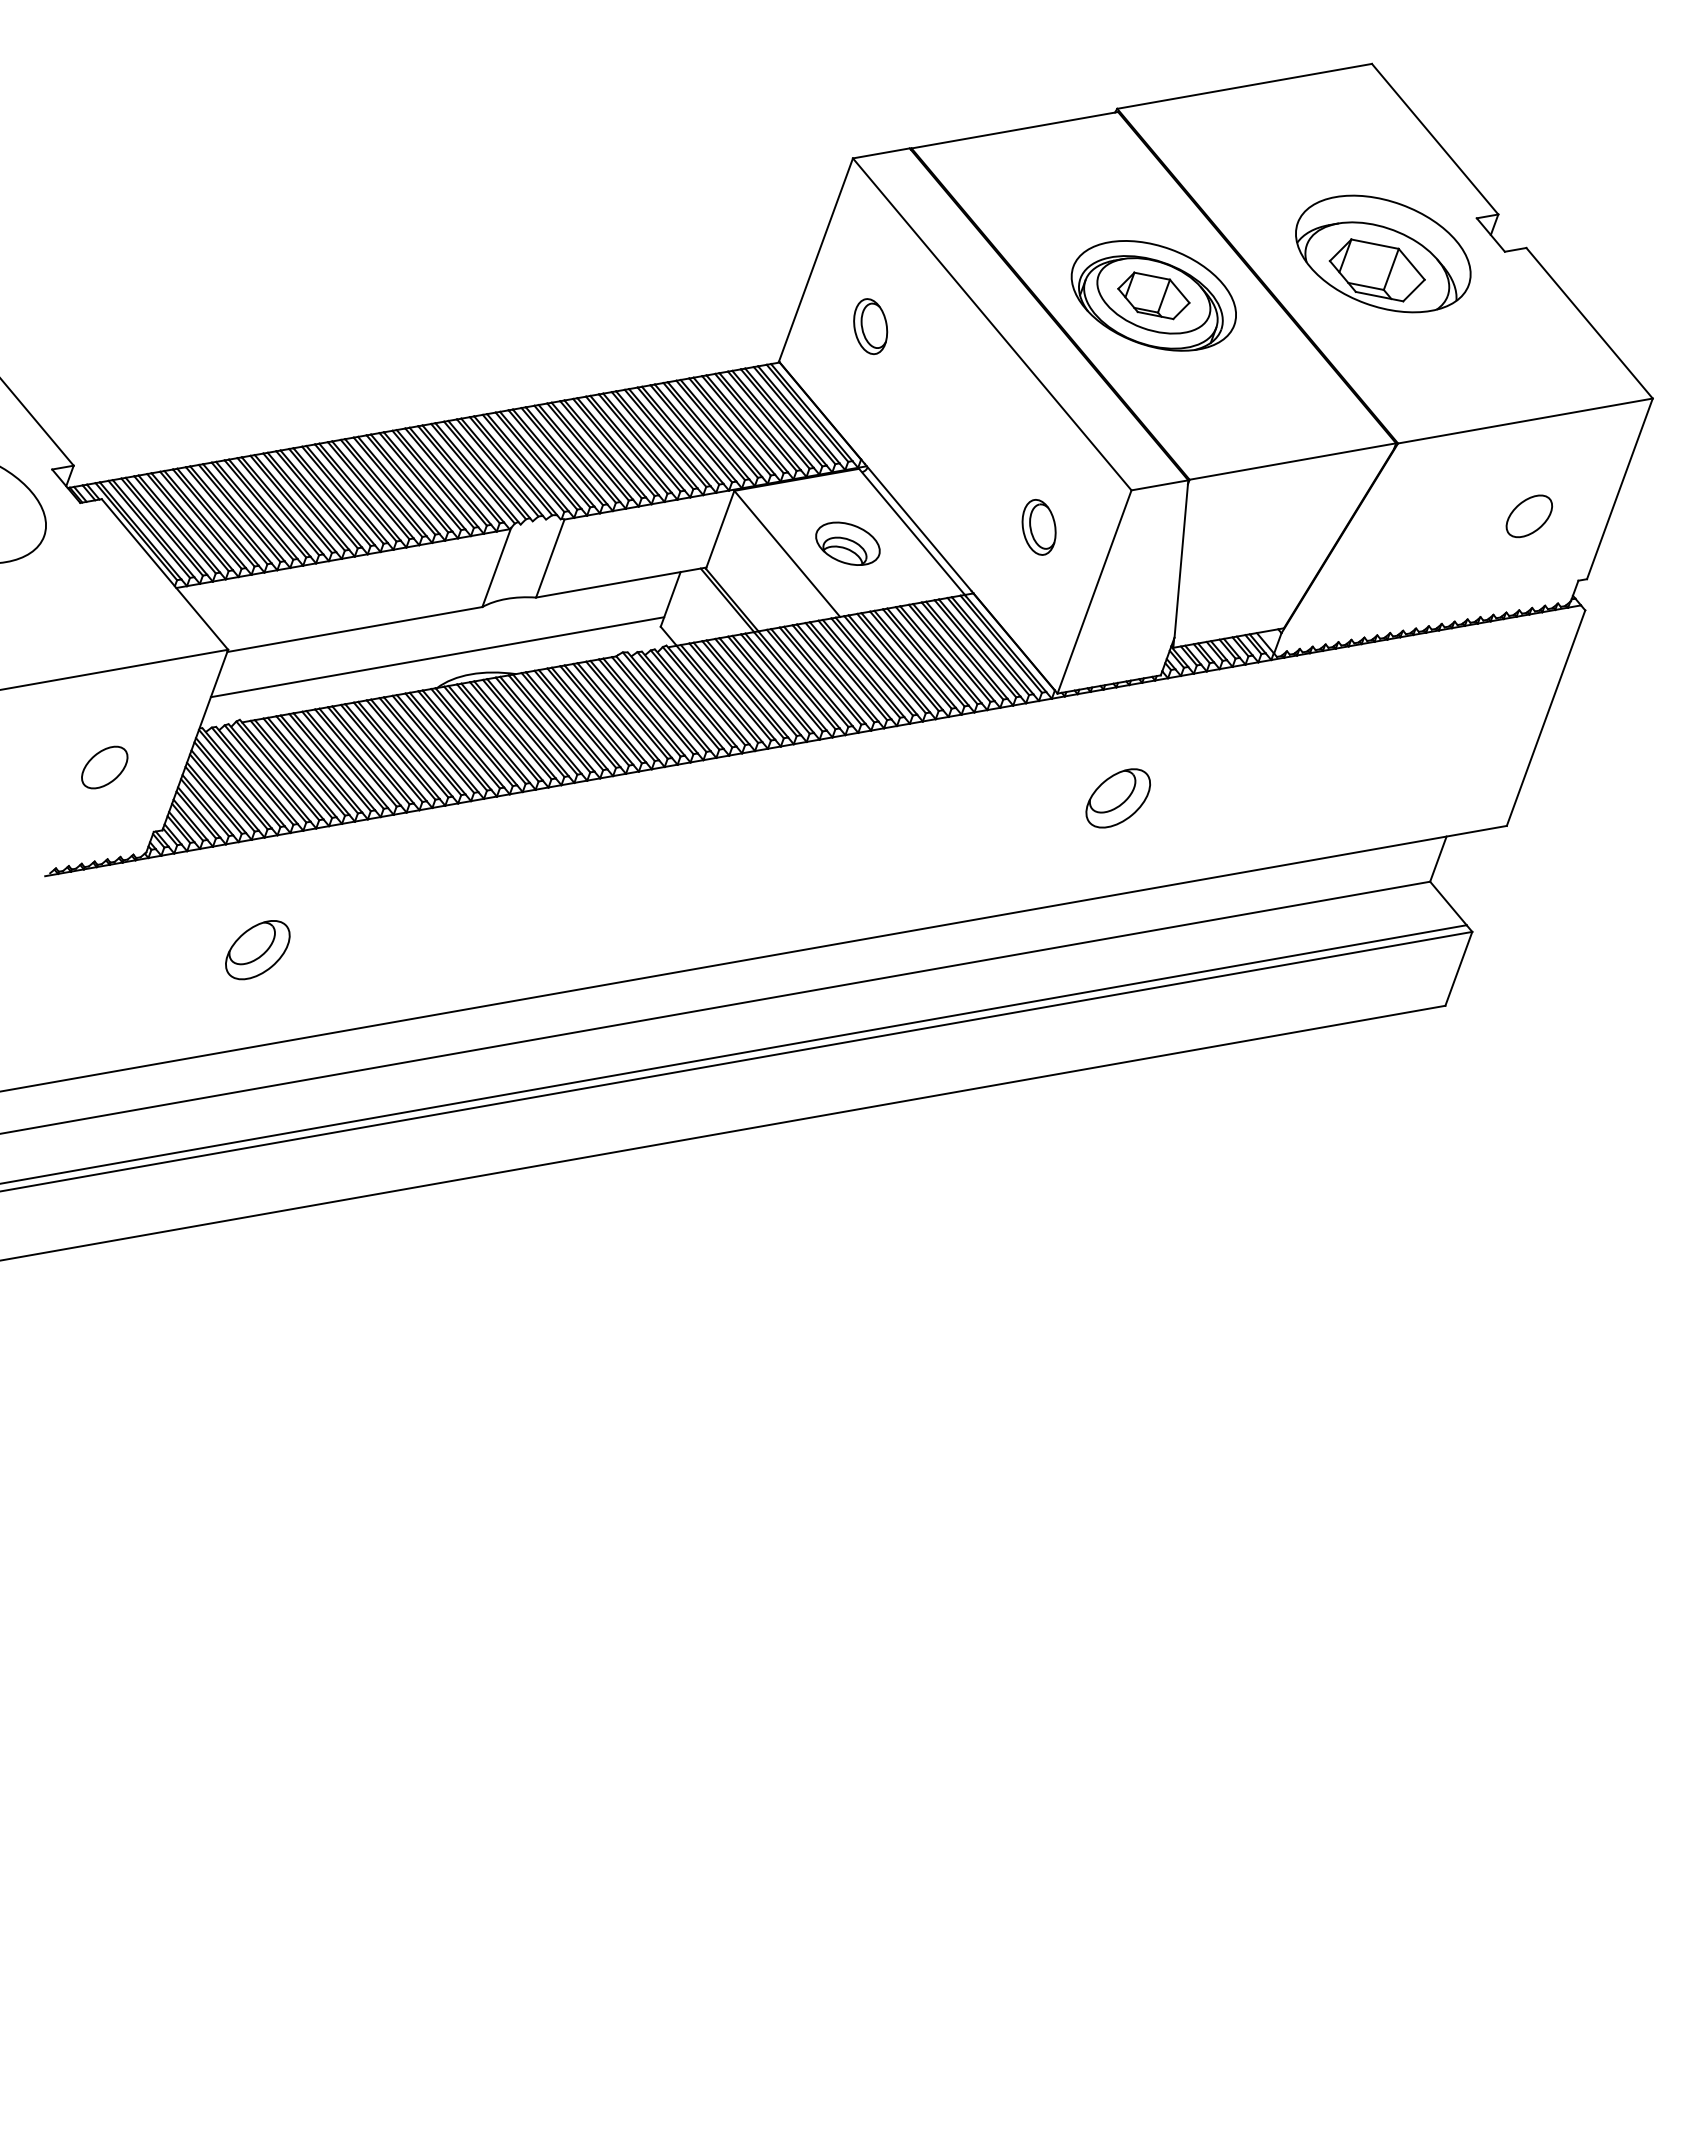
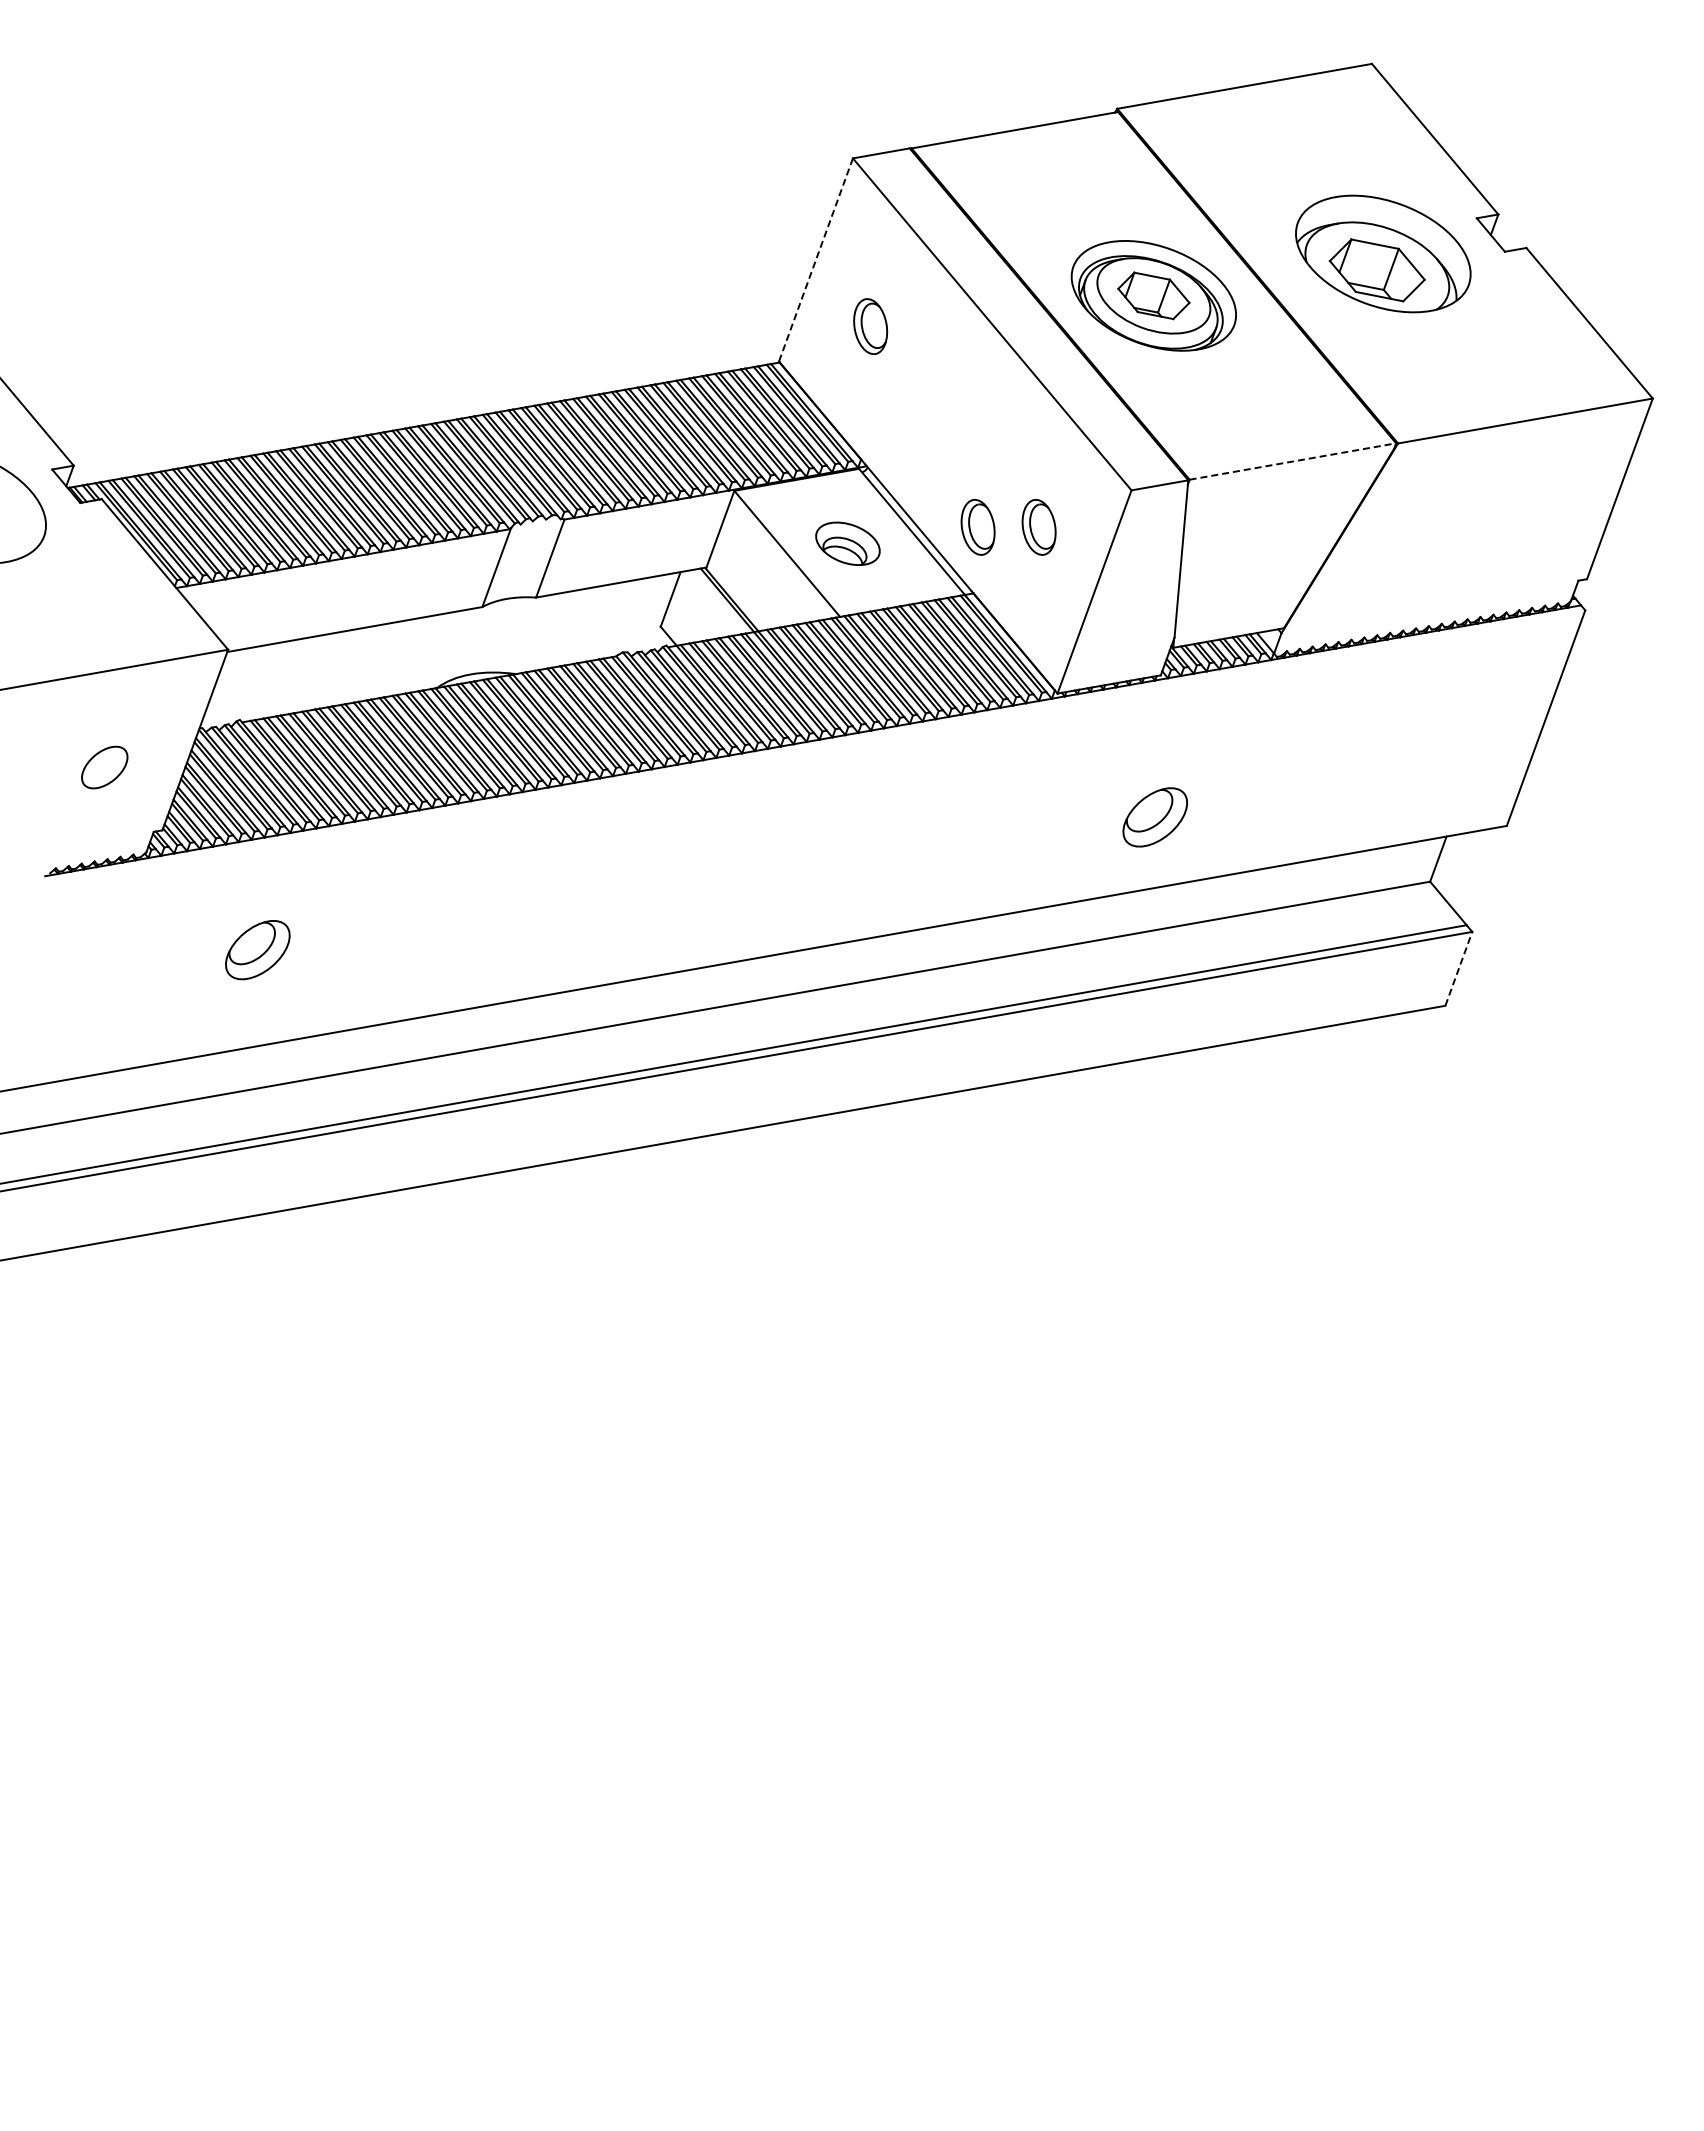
line: solid -> dashed (815, 260)
line: solid -> dashed (1292, 461)
part: present -> none (1529, 516)
part: none -> present (977, 527)
line: present -> none (437, 657)
part position: (1117, 798) -> (1154, 817) (1154, 817)
line: solid -> dashed (1459, 968)
